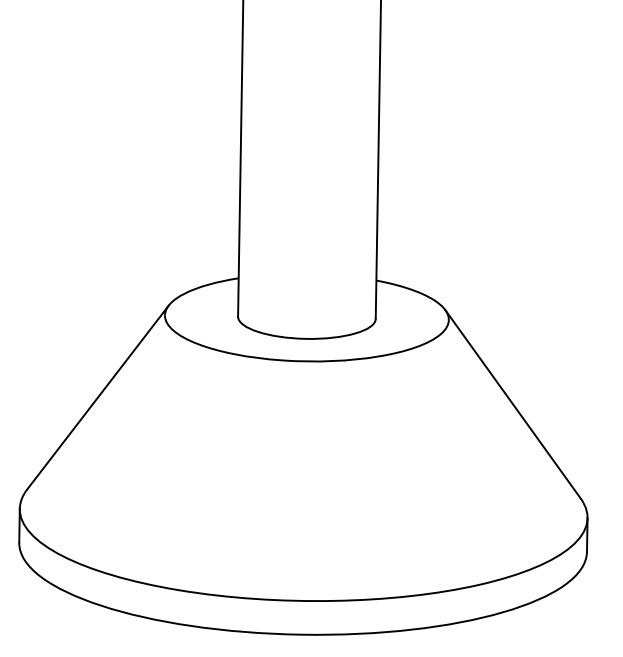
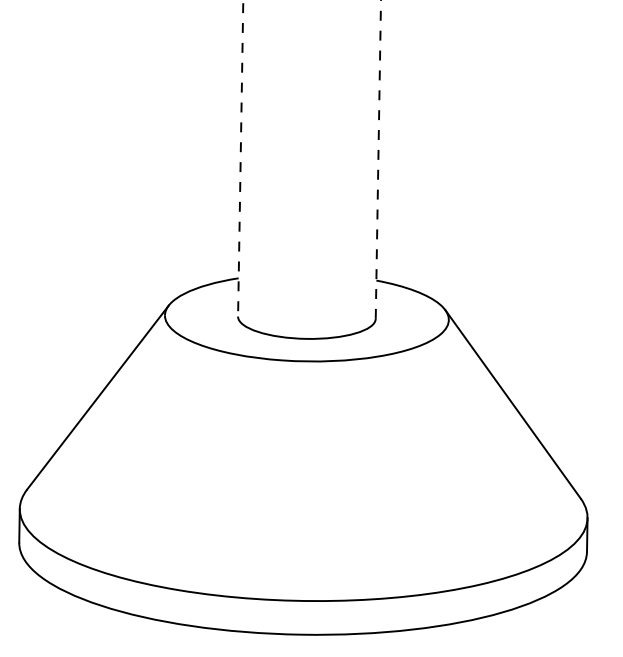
line: solid -> dashed (240, 158)
line: solid -> dashed (378, 159)
